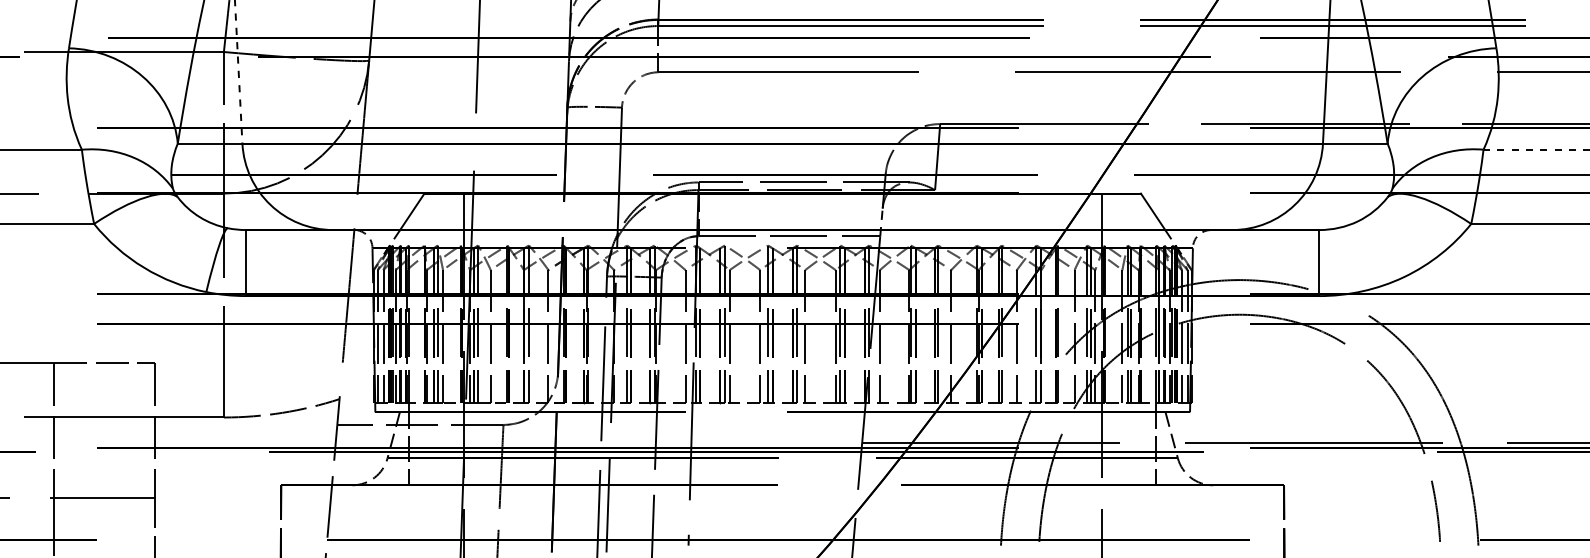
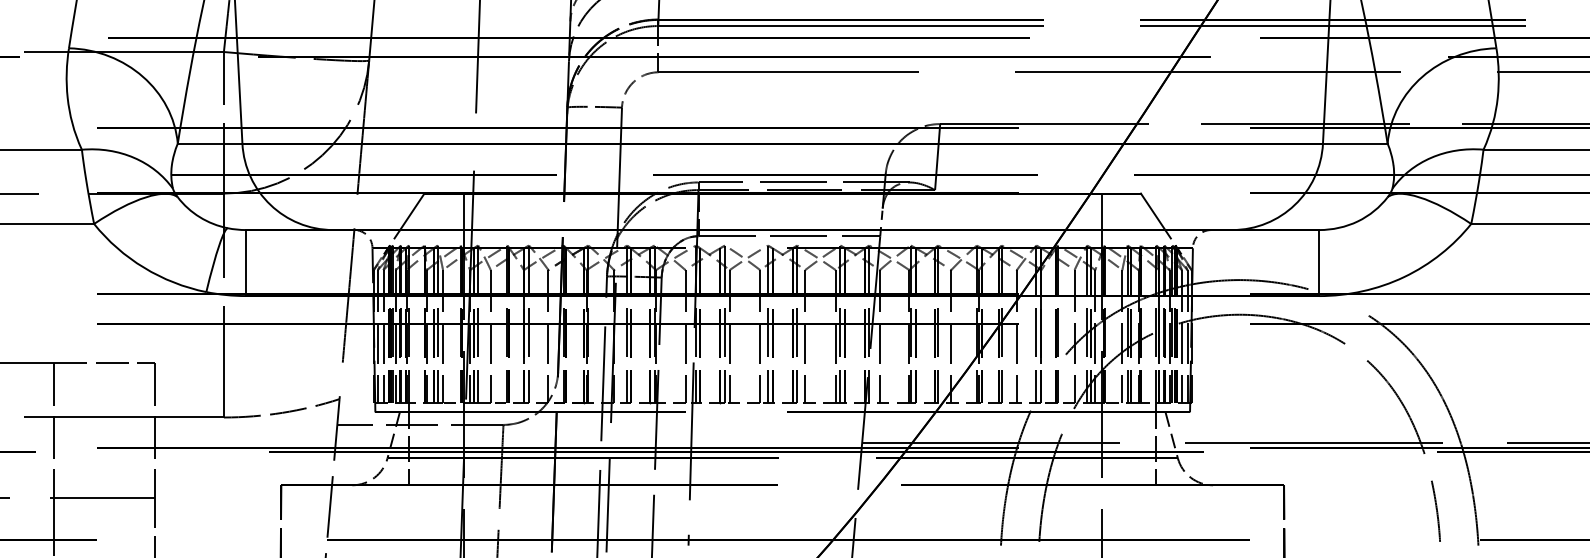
line: dashed -> solid (238, 71)
line: dashed -> solid (1536, 149)
